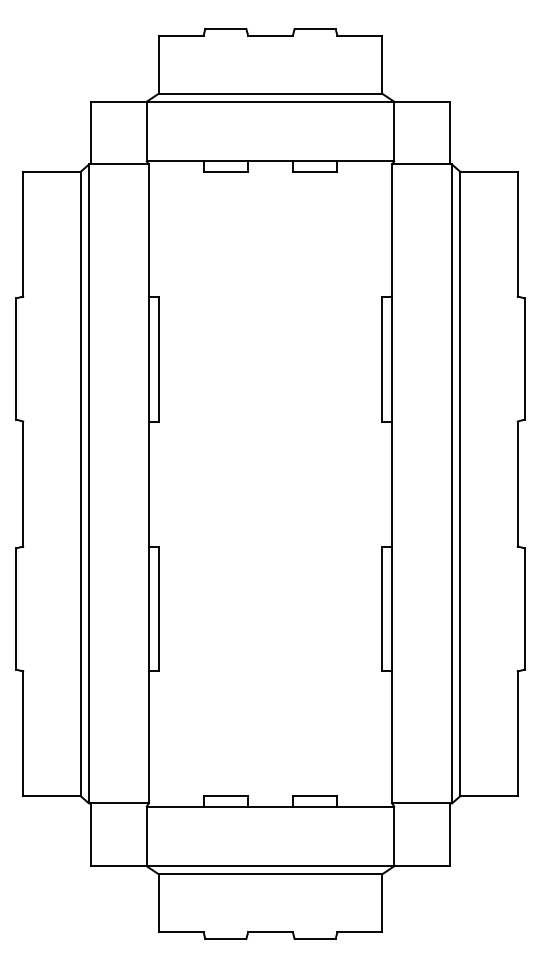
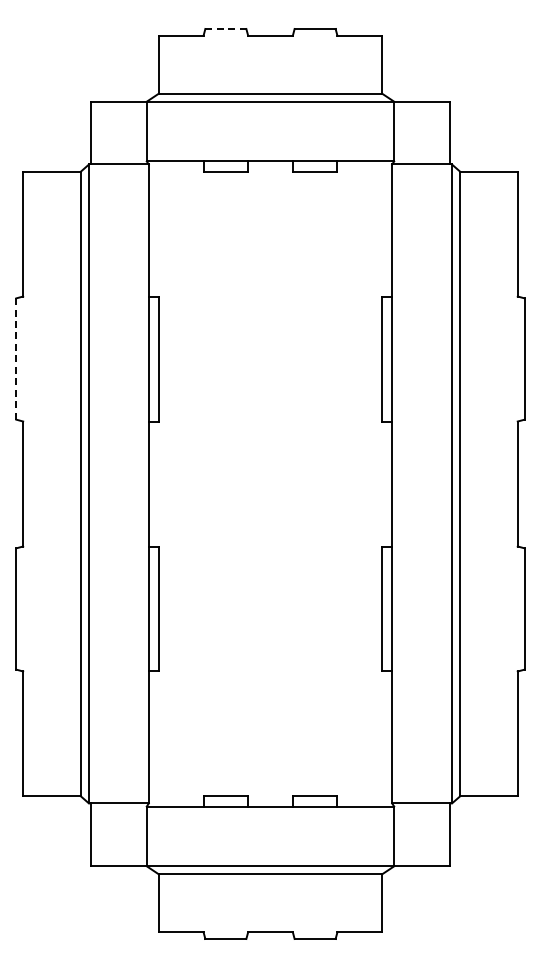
line: solid -> dashed (225, 29)
line: solid -> dashed (16, 359)
